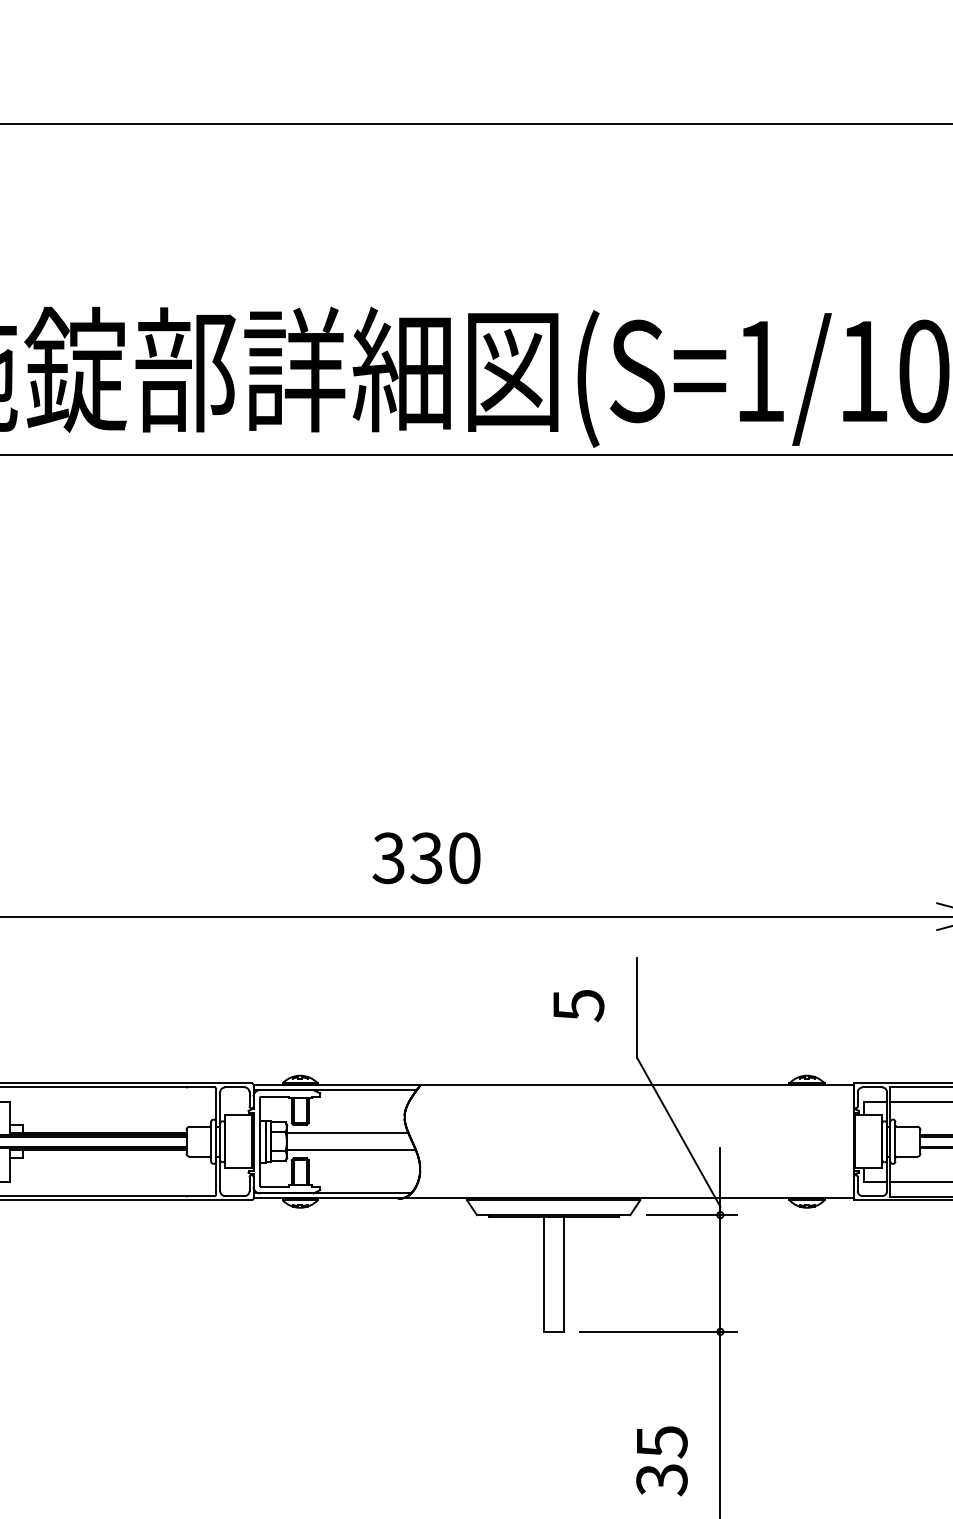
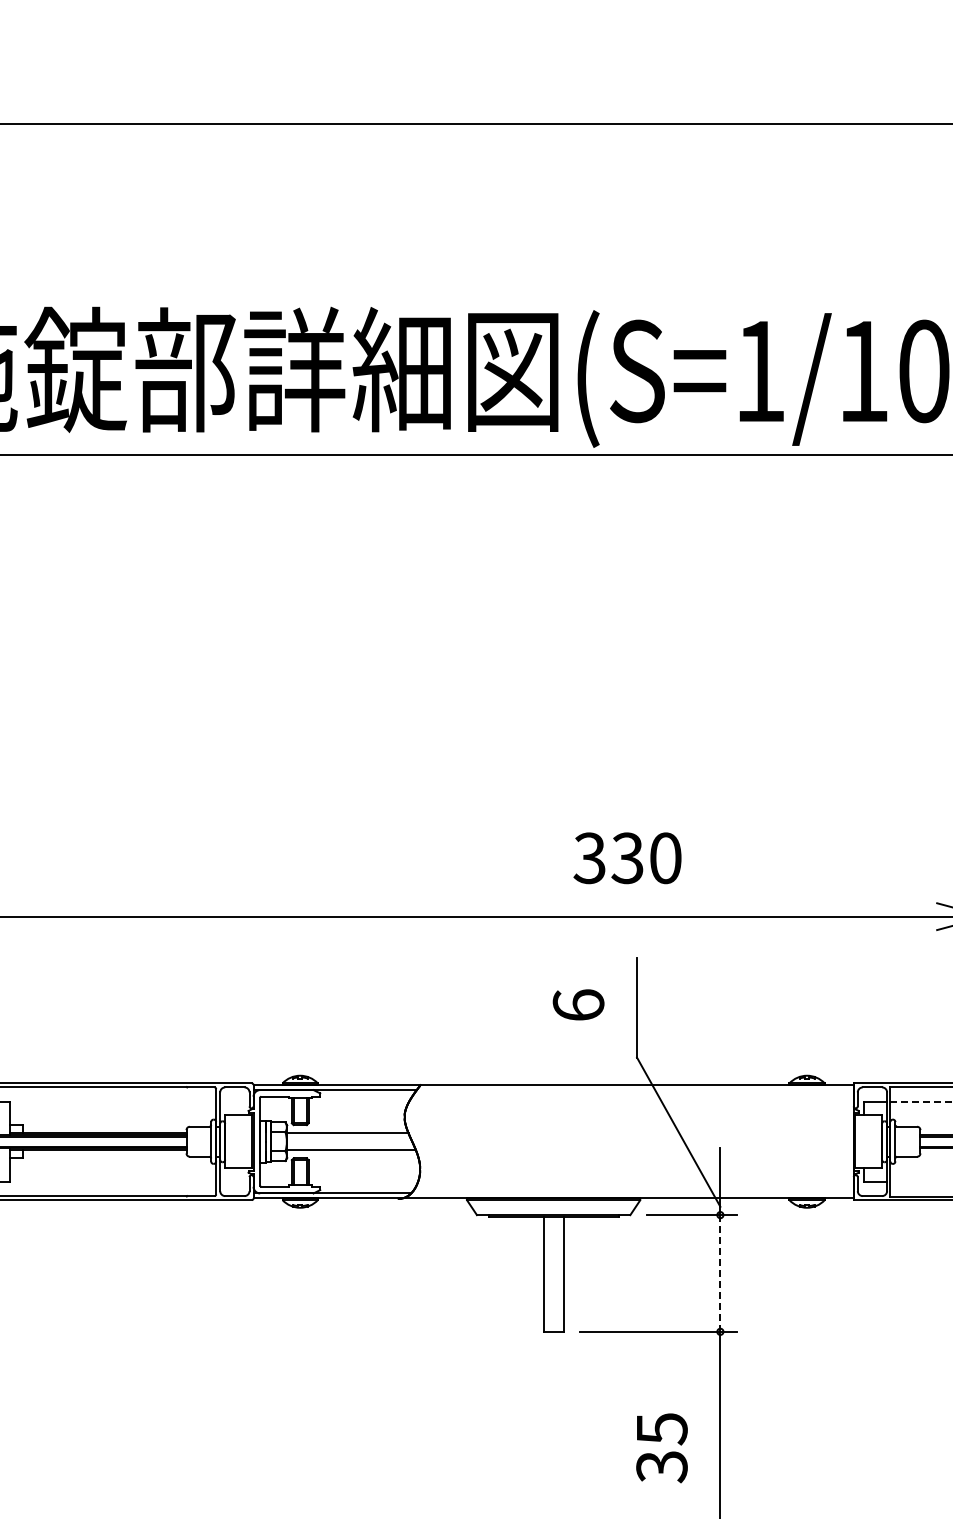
text position: (426, 858) -> (627, 858) (627, 858)
text: 5 -> 6 (578, 1005)
line: solid -> dashed (921, 1101)
line: present -> none (919, 1181)
line: solid -> dashed (720, 1273)
text position: (661, 1461) -> (661, 1448) (661, 1448)
